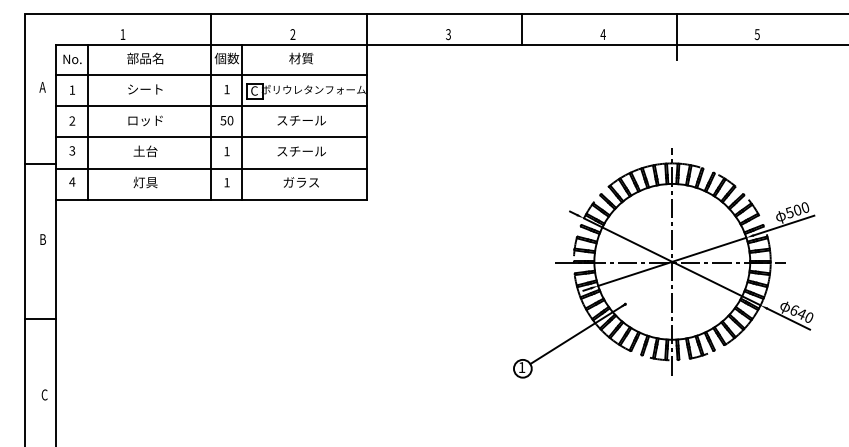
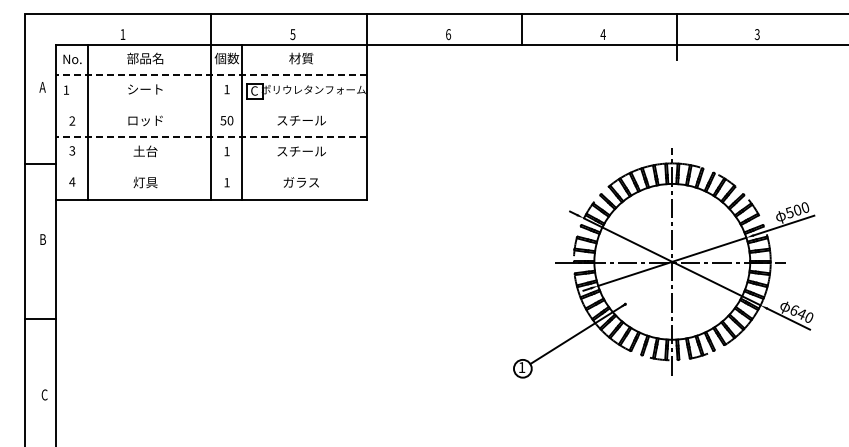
text: 2 -> 5 (292, 34)
text: 3 -> 6 (448, 34)
text: 5 -> 3 (757, 34)
line: solid -> dashed (210, 75)
text position: (72, 89) -> (66, 89) (66, 89)
line: present -> none (211, 106)
line: solid -> dashed (210, 137)
line: present -> none (211, 168)
